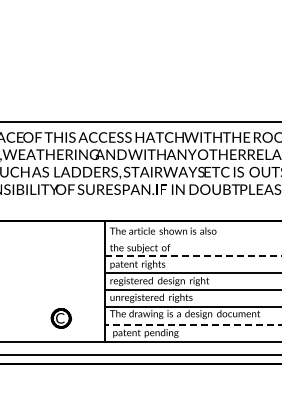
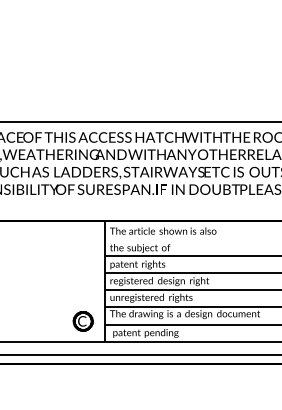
line: dashed -> solid (193, 256)
part position: (61, 318) -> (83, 321) (83, 321)
line: dashed -> solid (193, 325)
